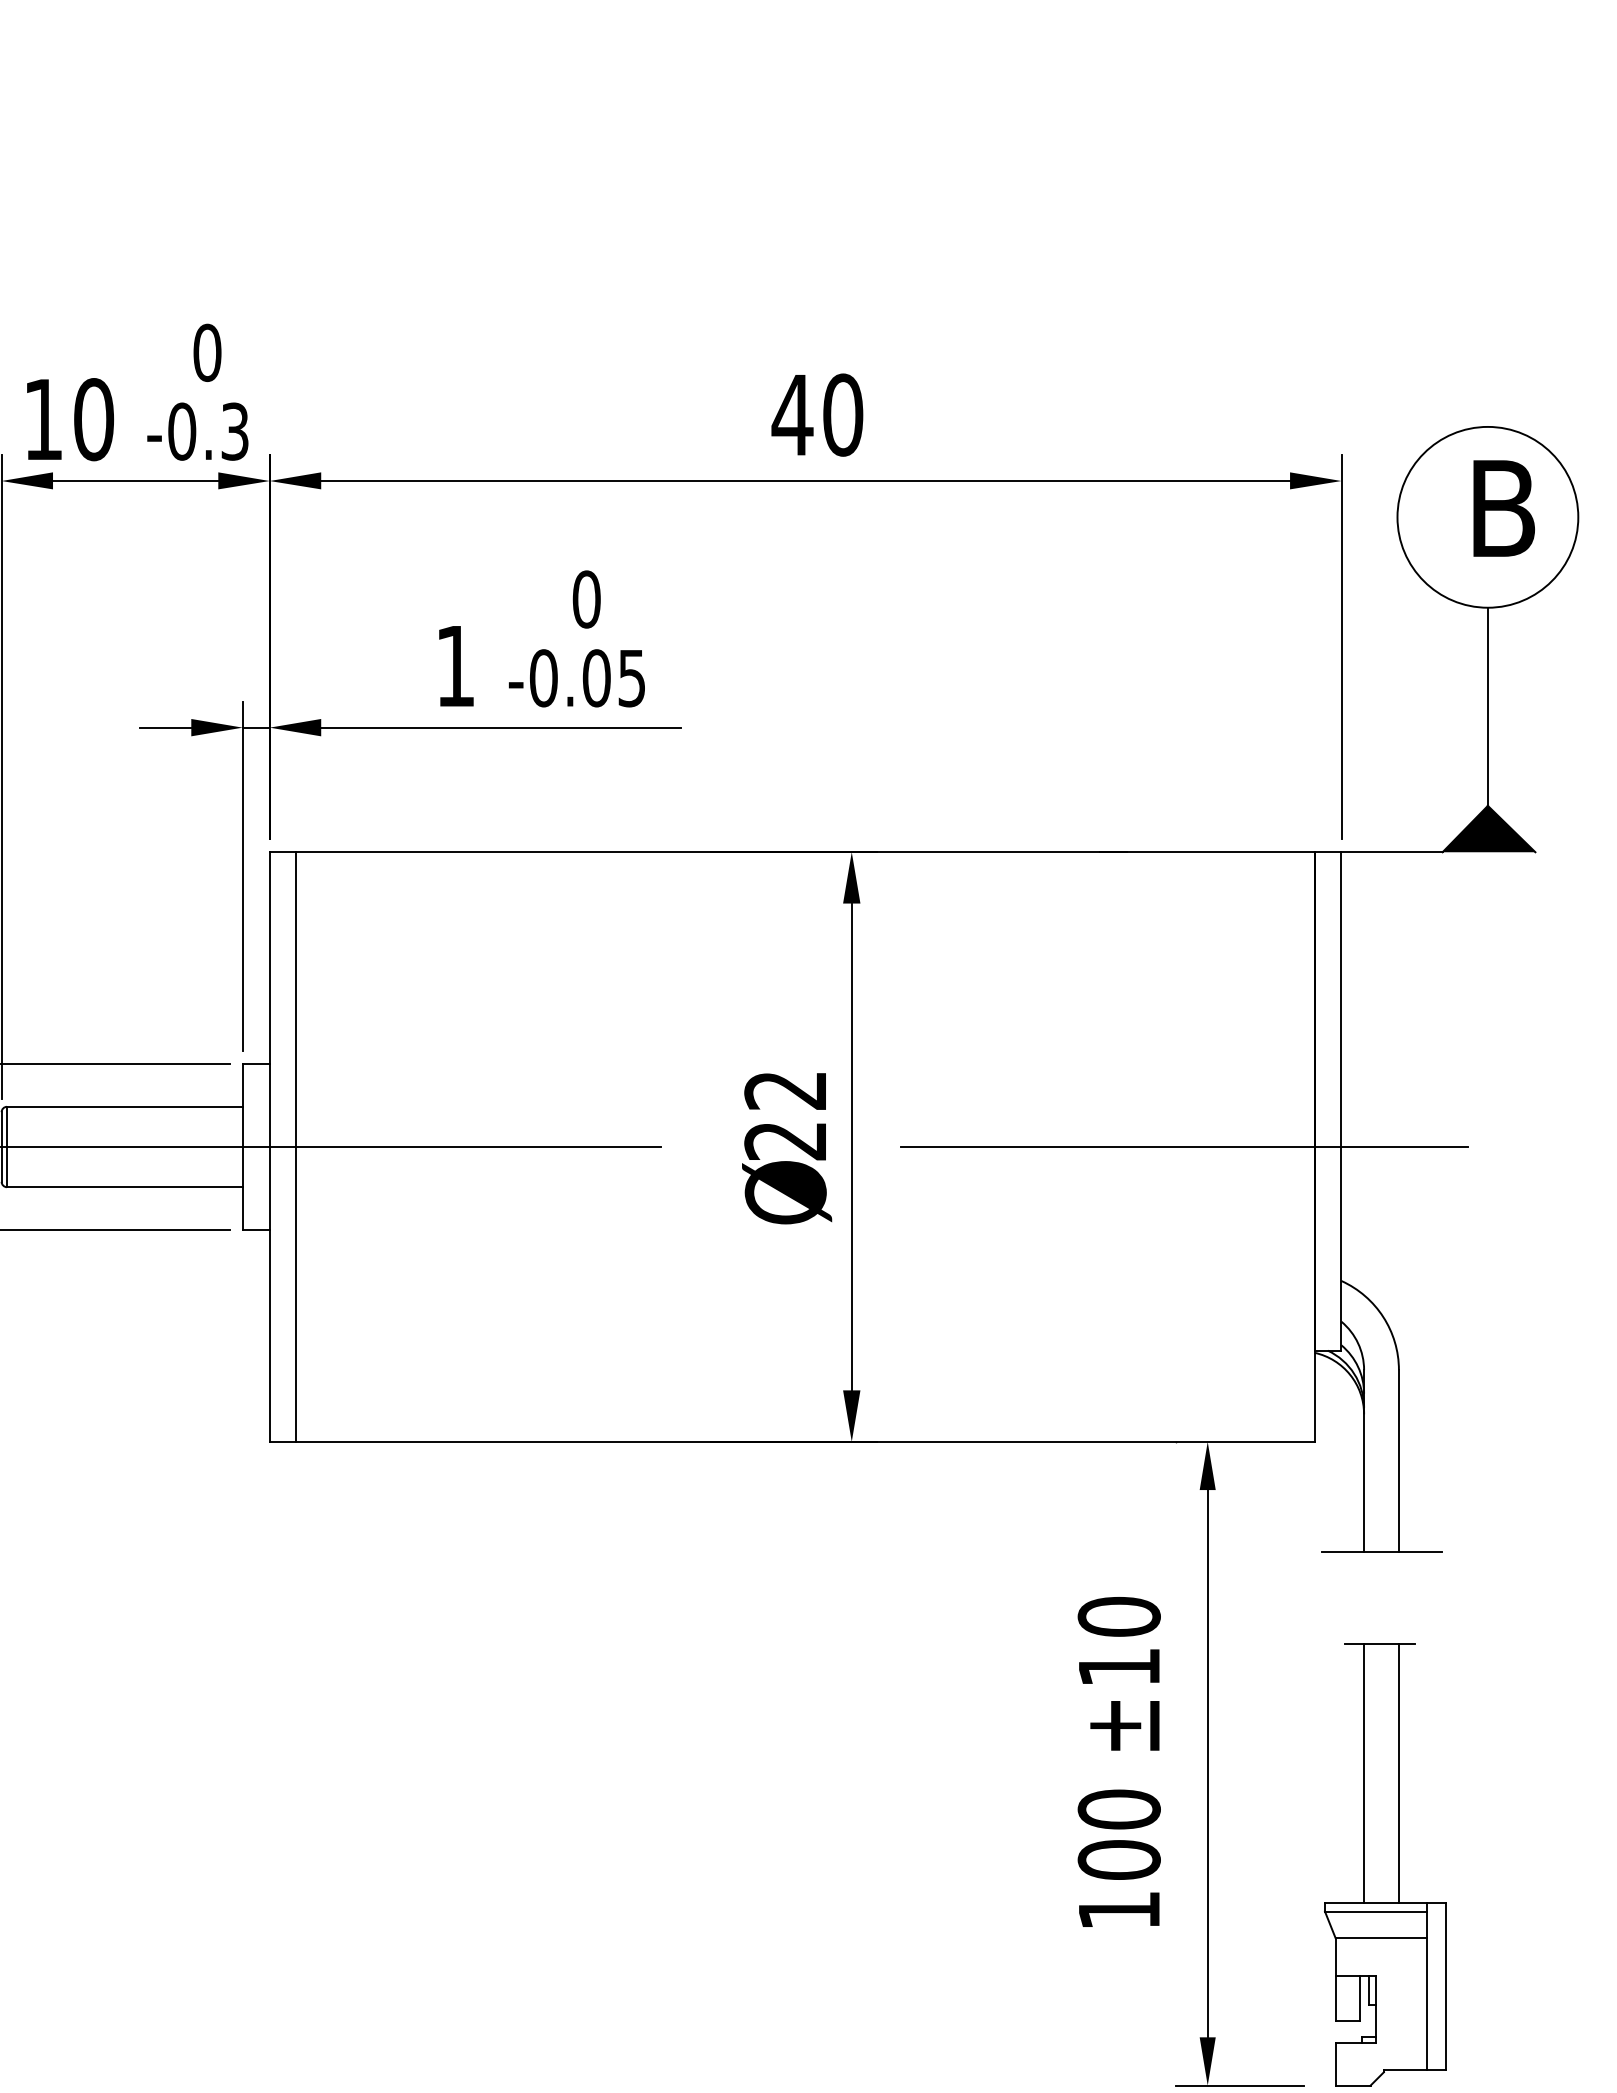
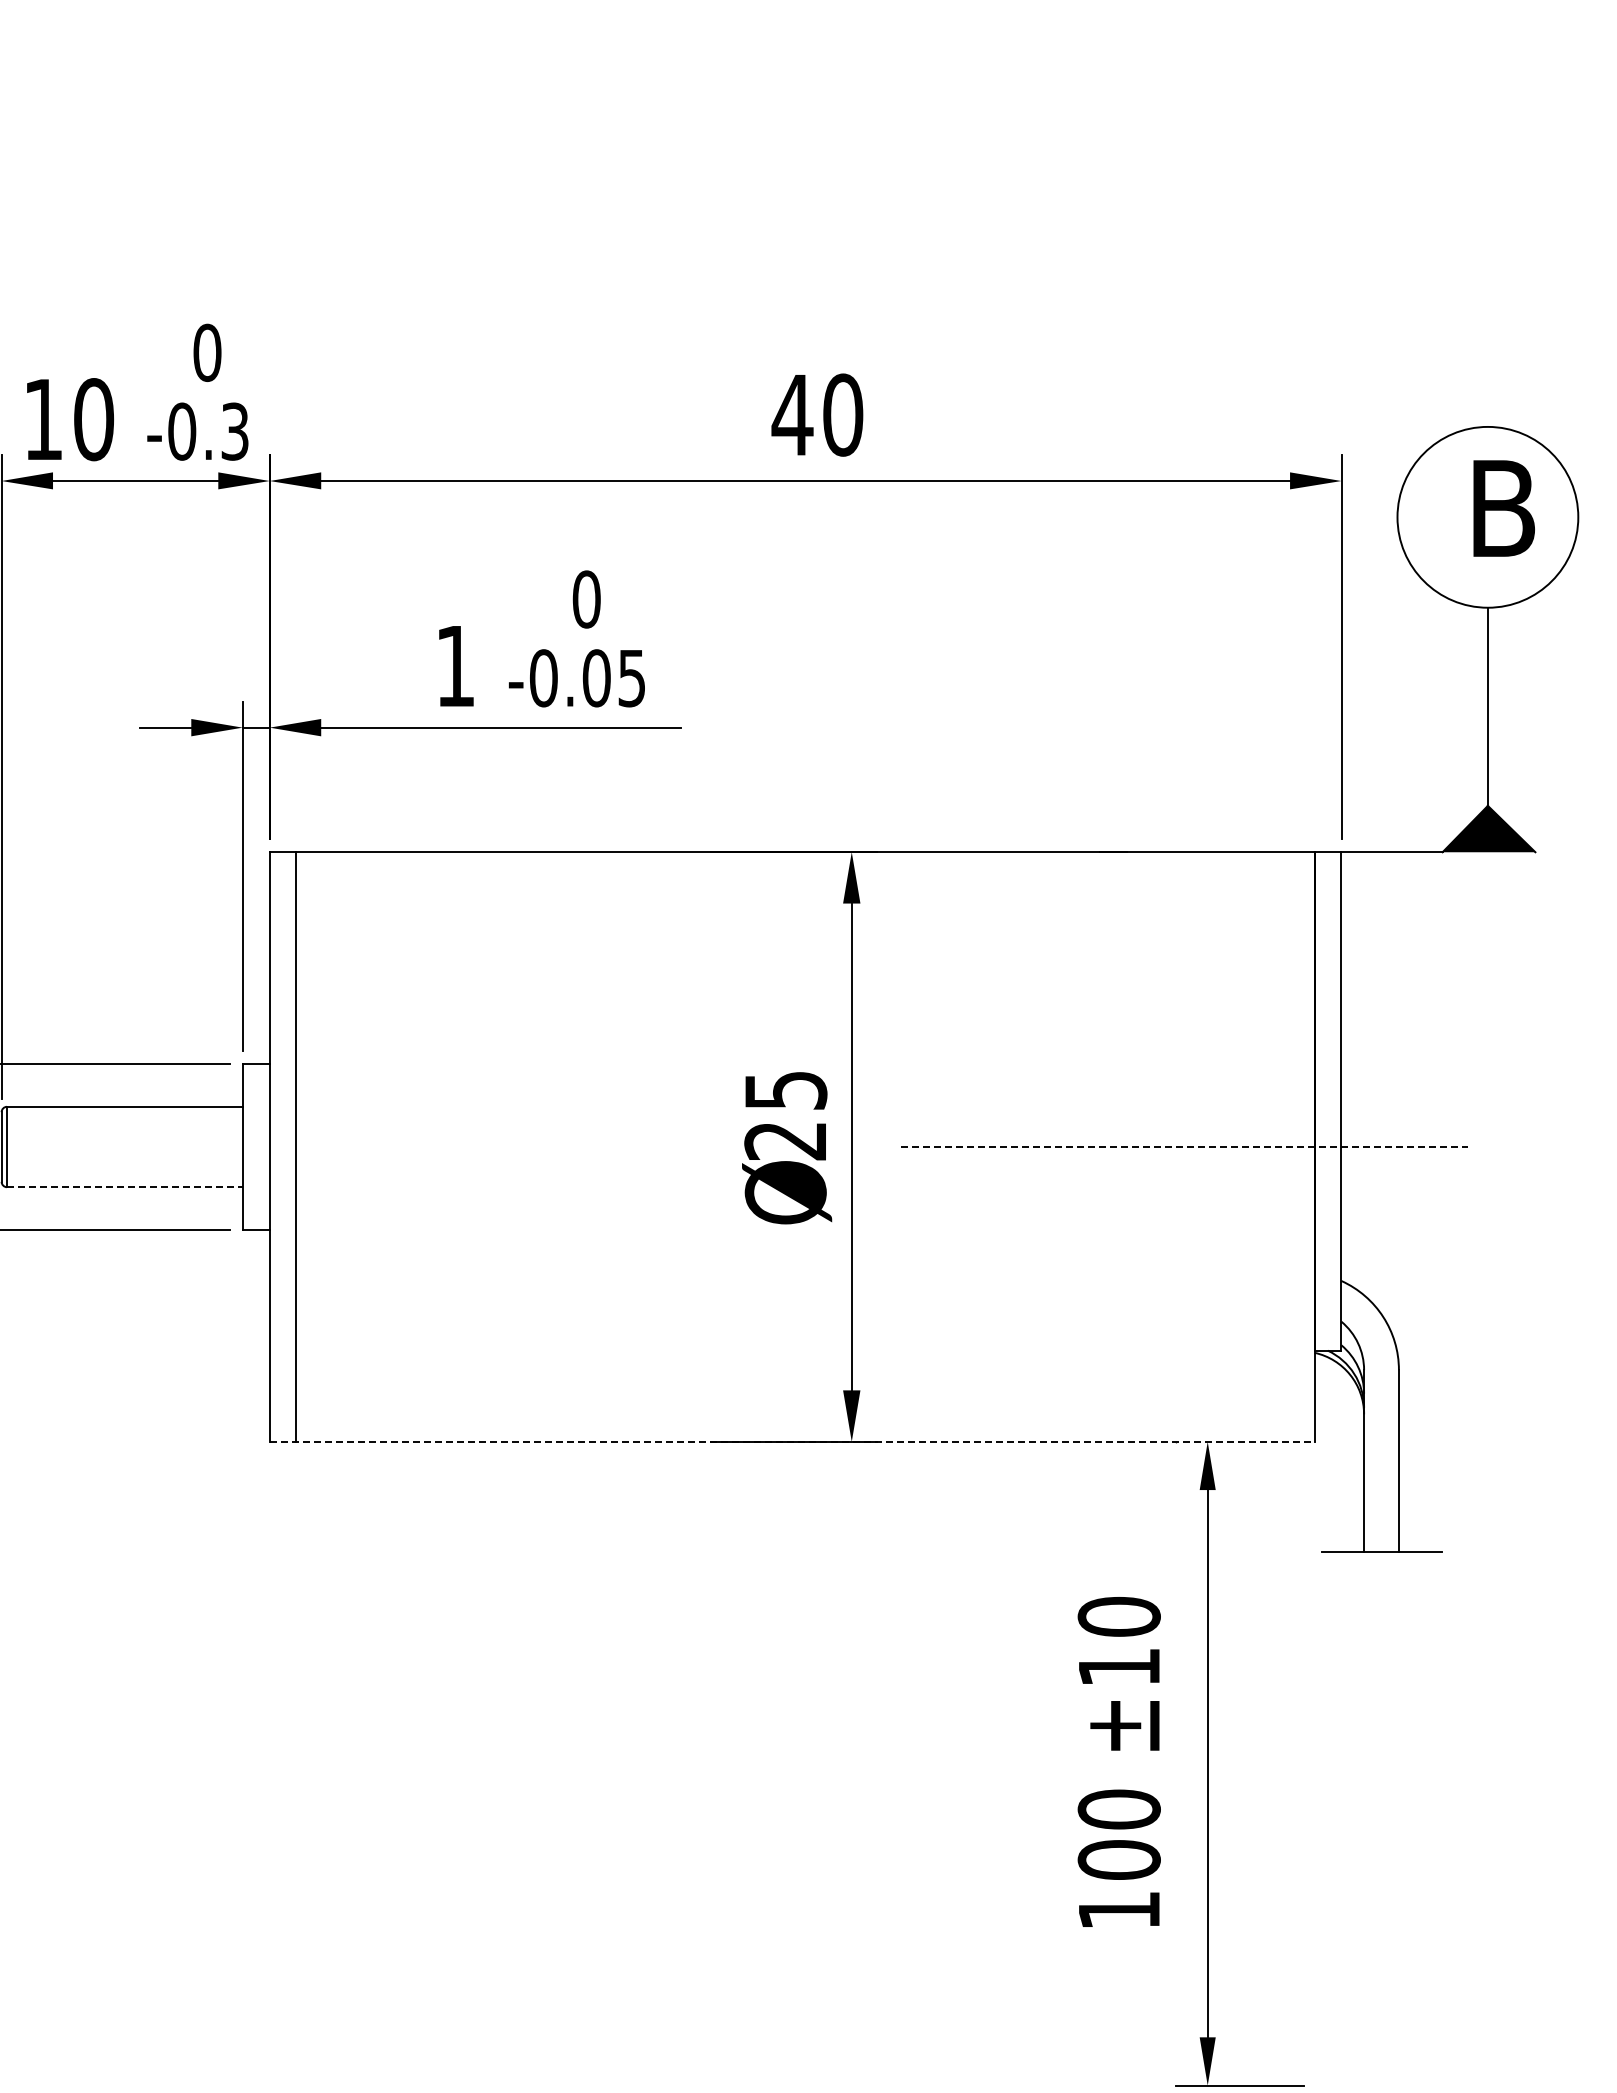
text: 22 -> 25 (785, 1090)
line: present -> none (331, 1147)
line: solid -> dashed (1184, 1147)
line: solid -> dashed (124, 1187)
line: solid -> dashed (792, 1441)
part: present -> none (1385, 1864)
